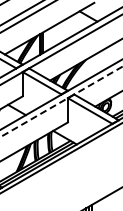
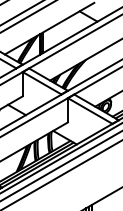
line: dashed -> solid (61, 102)
line: none -> present (60, 166)
line: none -> present (62, 174)
